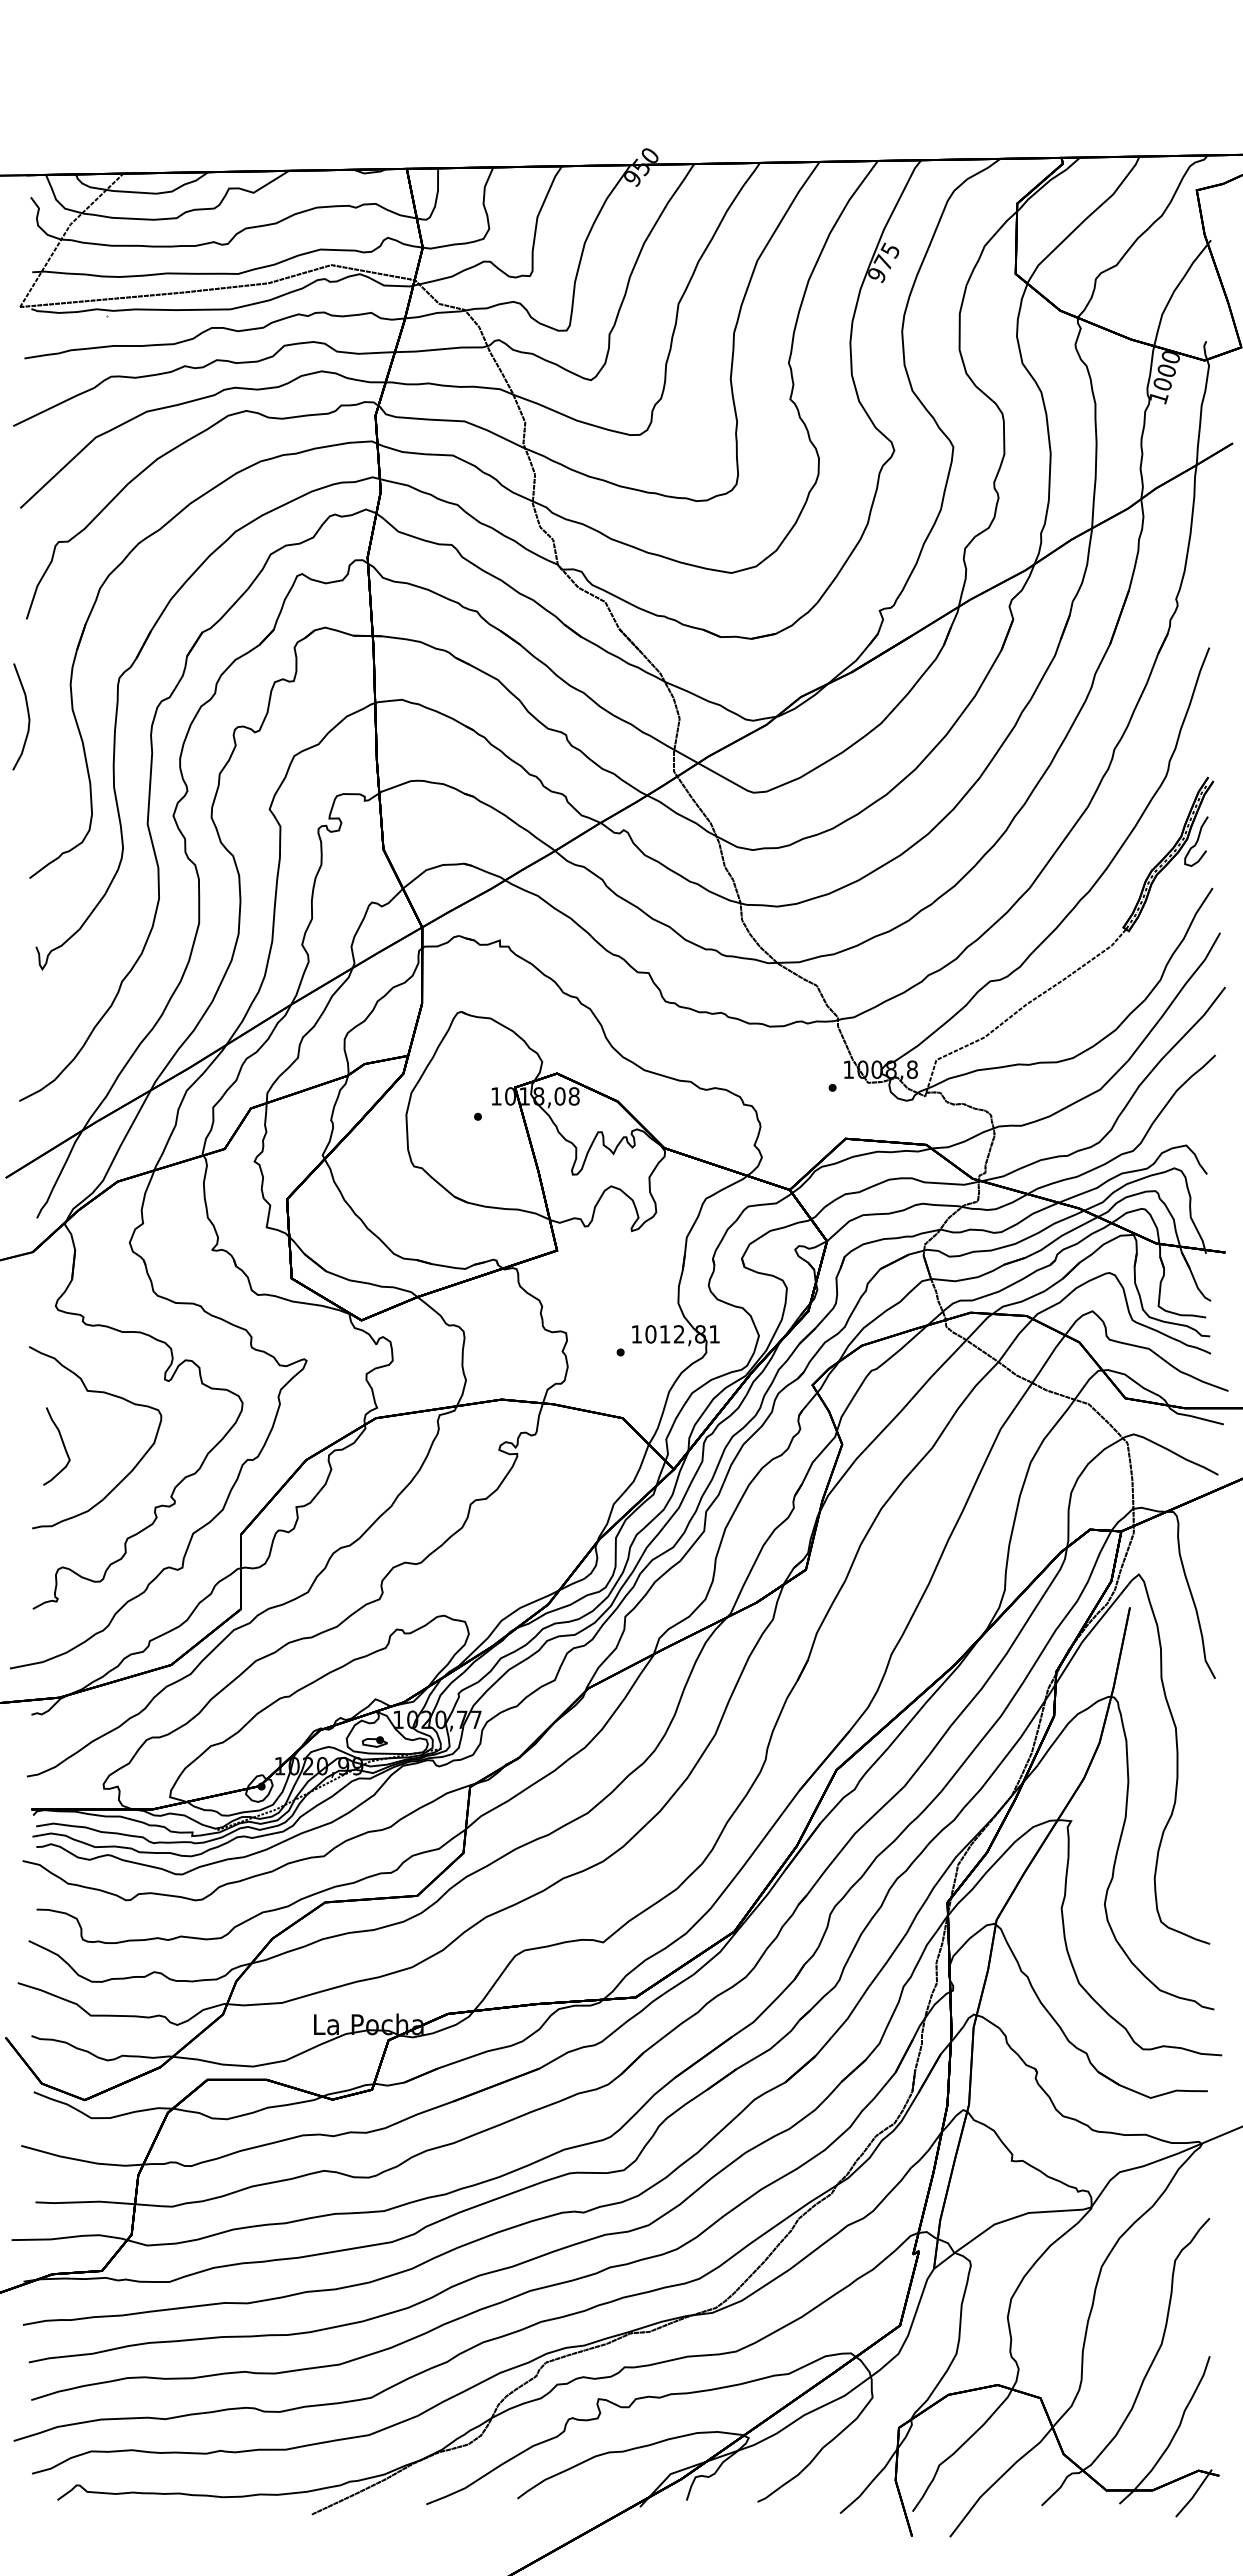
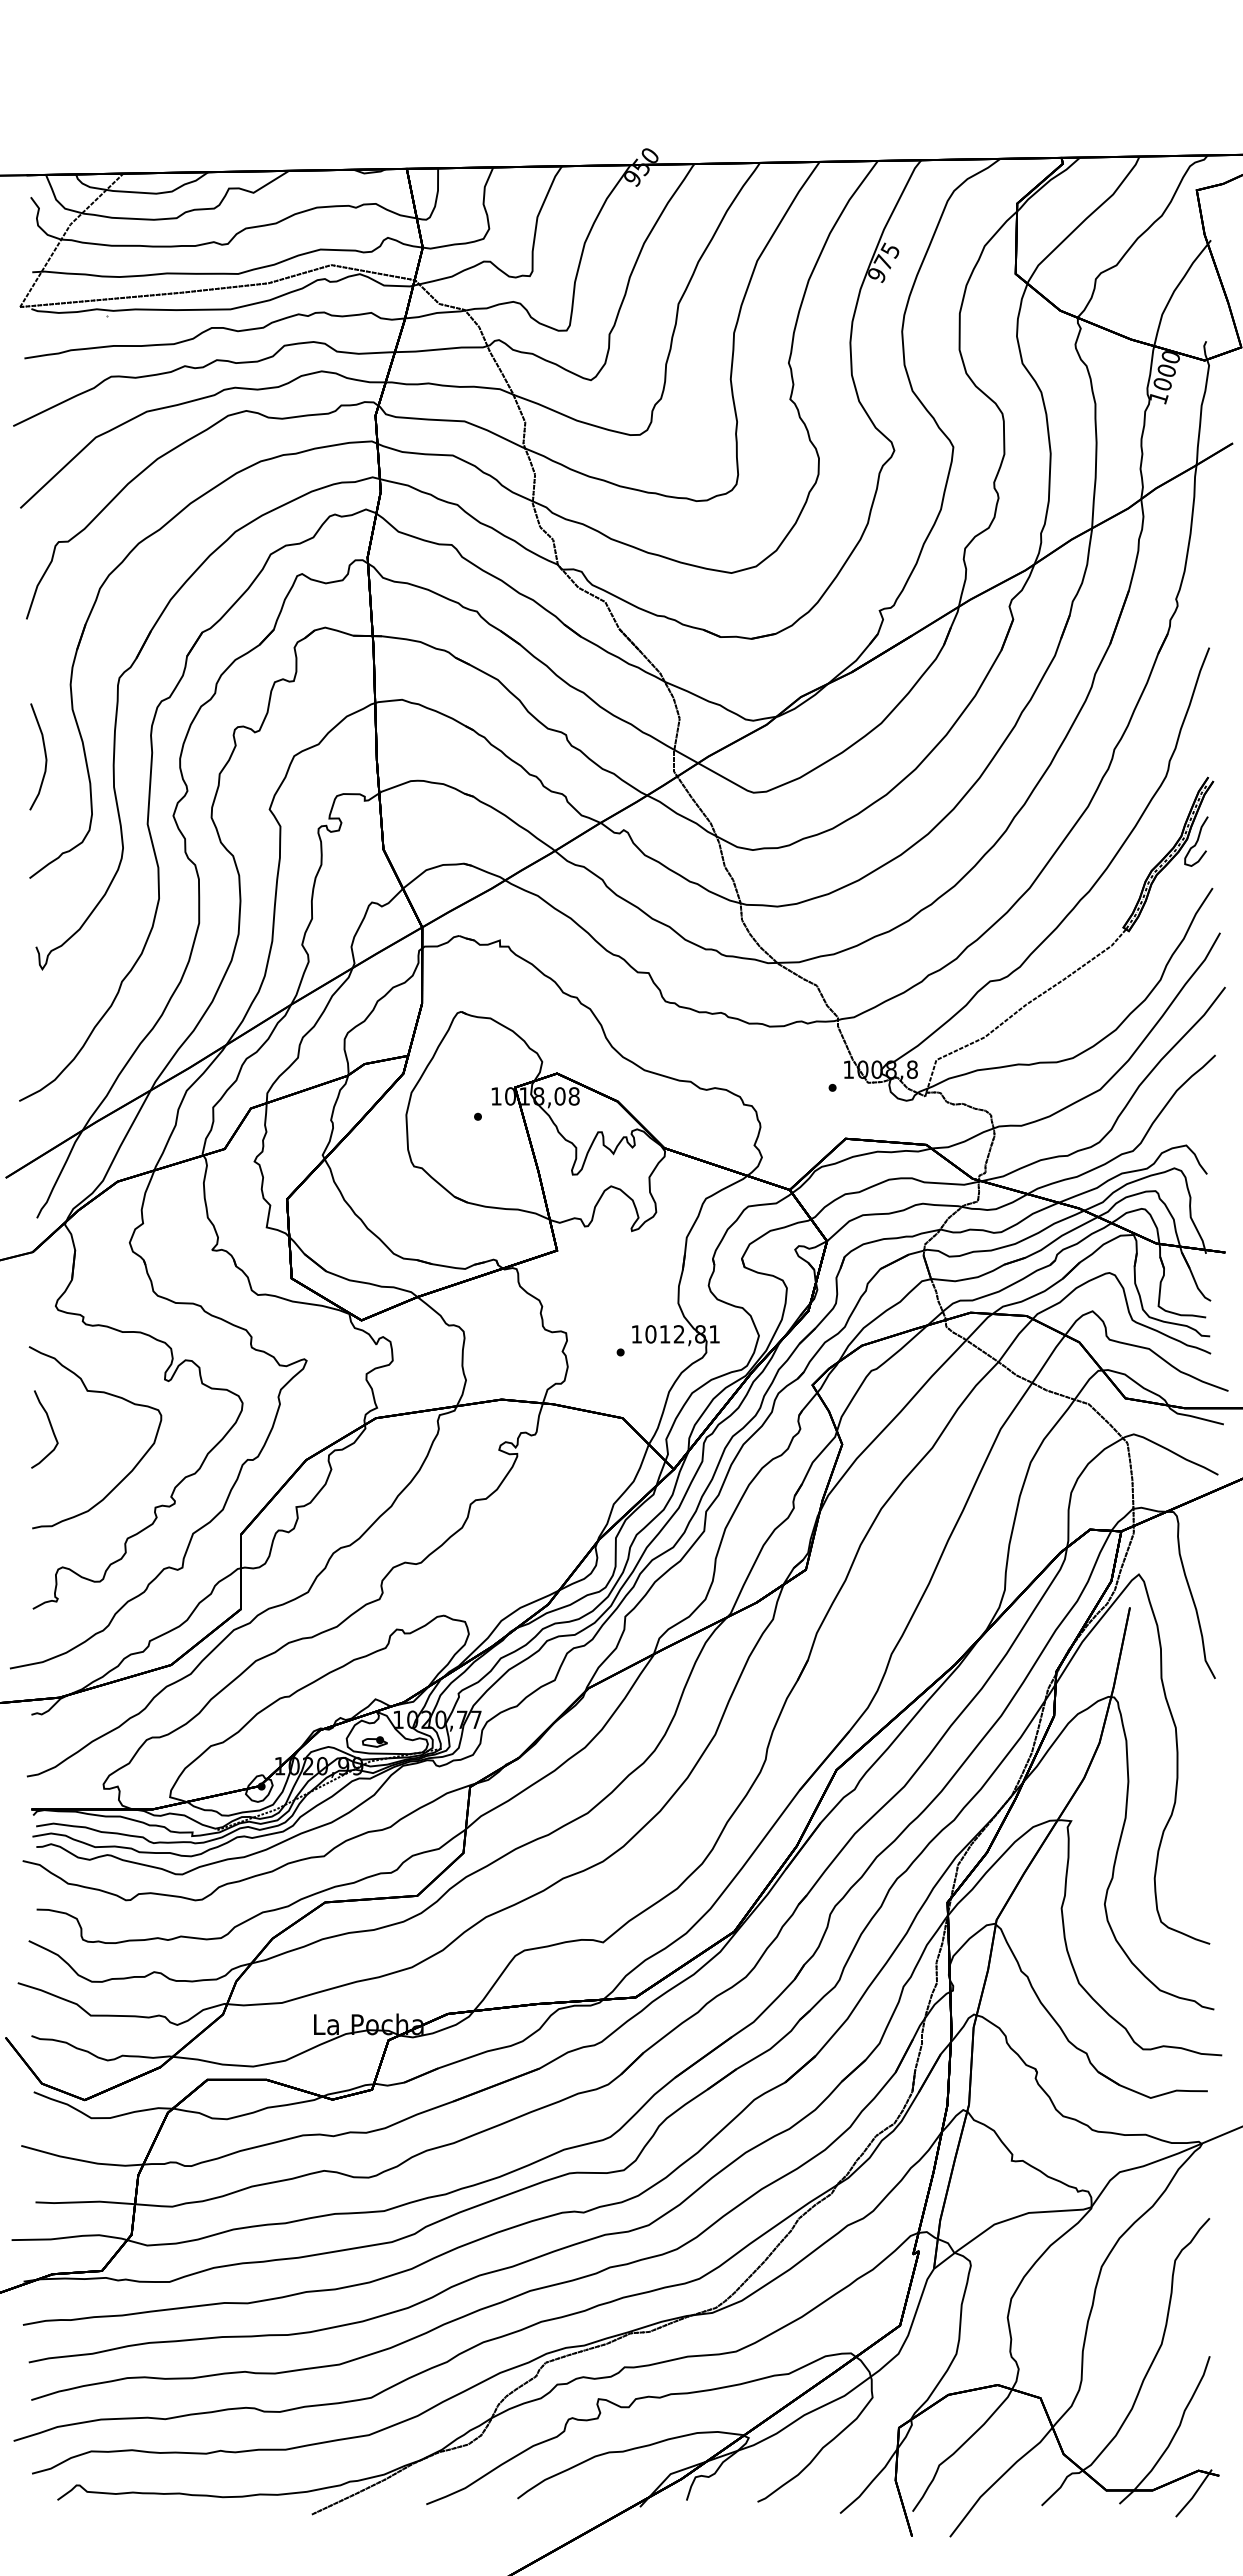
curve position: (27, 714) -> (44, 754) (44, 754)
curve position: (62, 1444) -> (50, 1427) (50, 1427)
